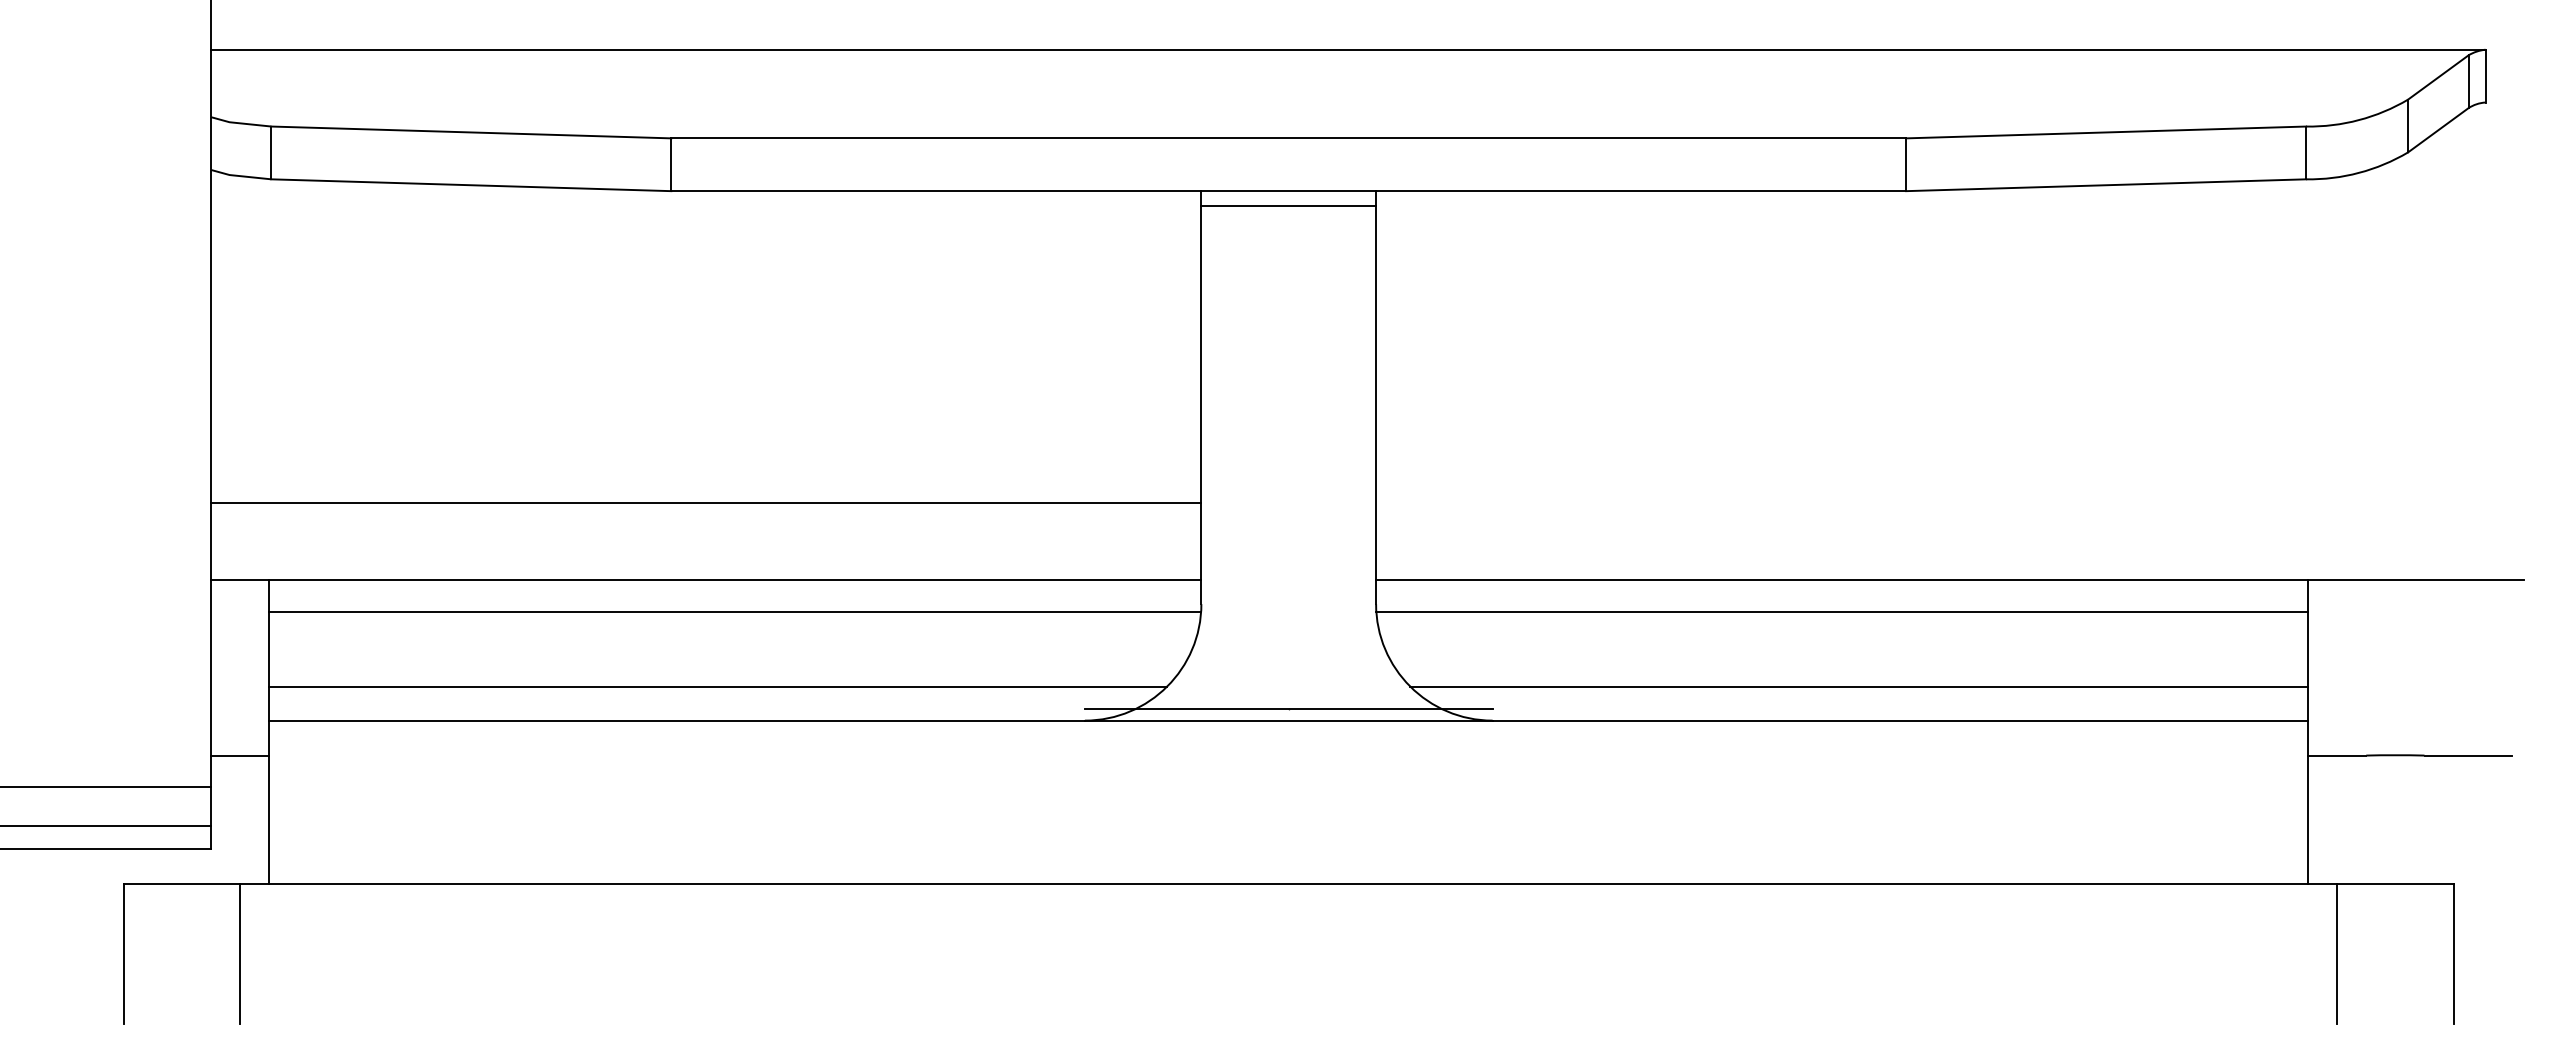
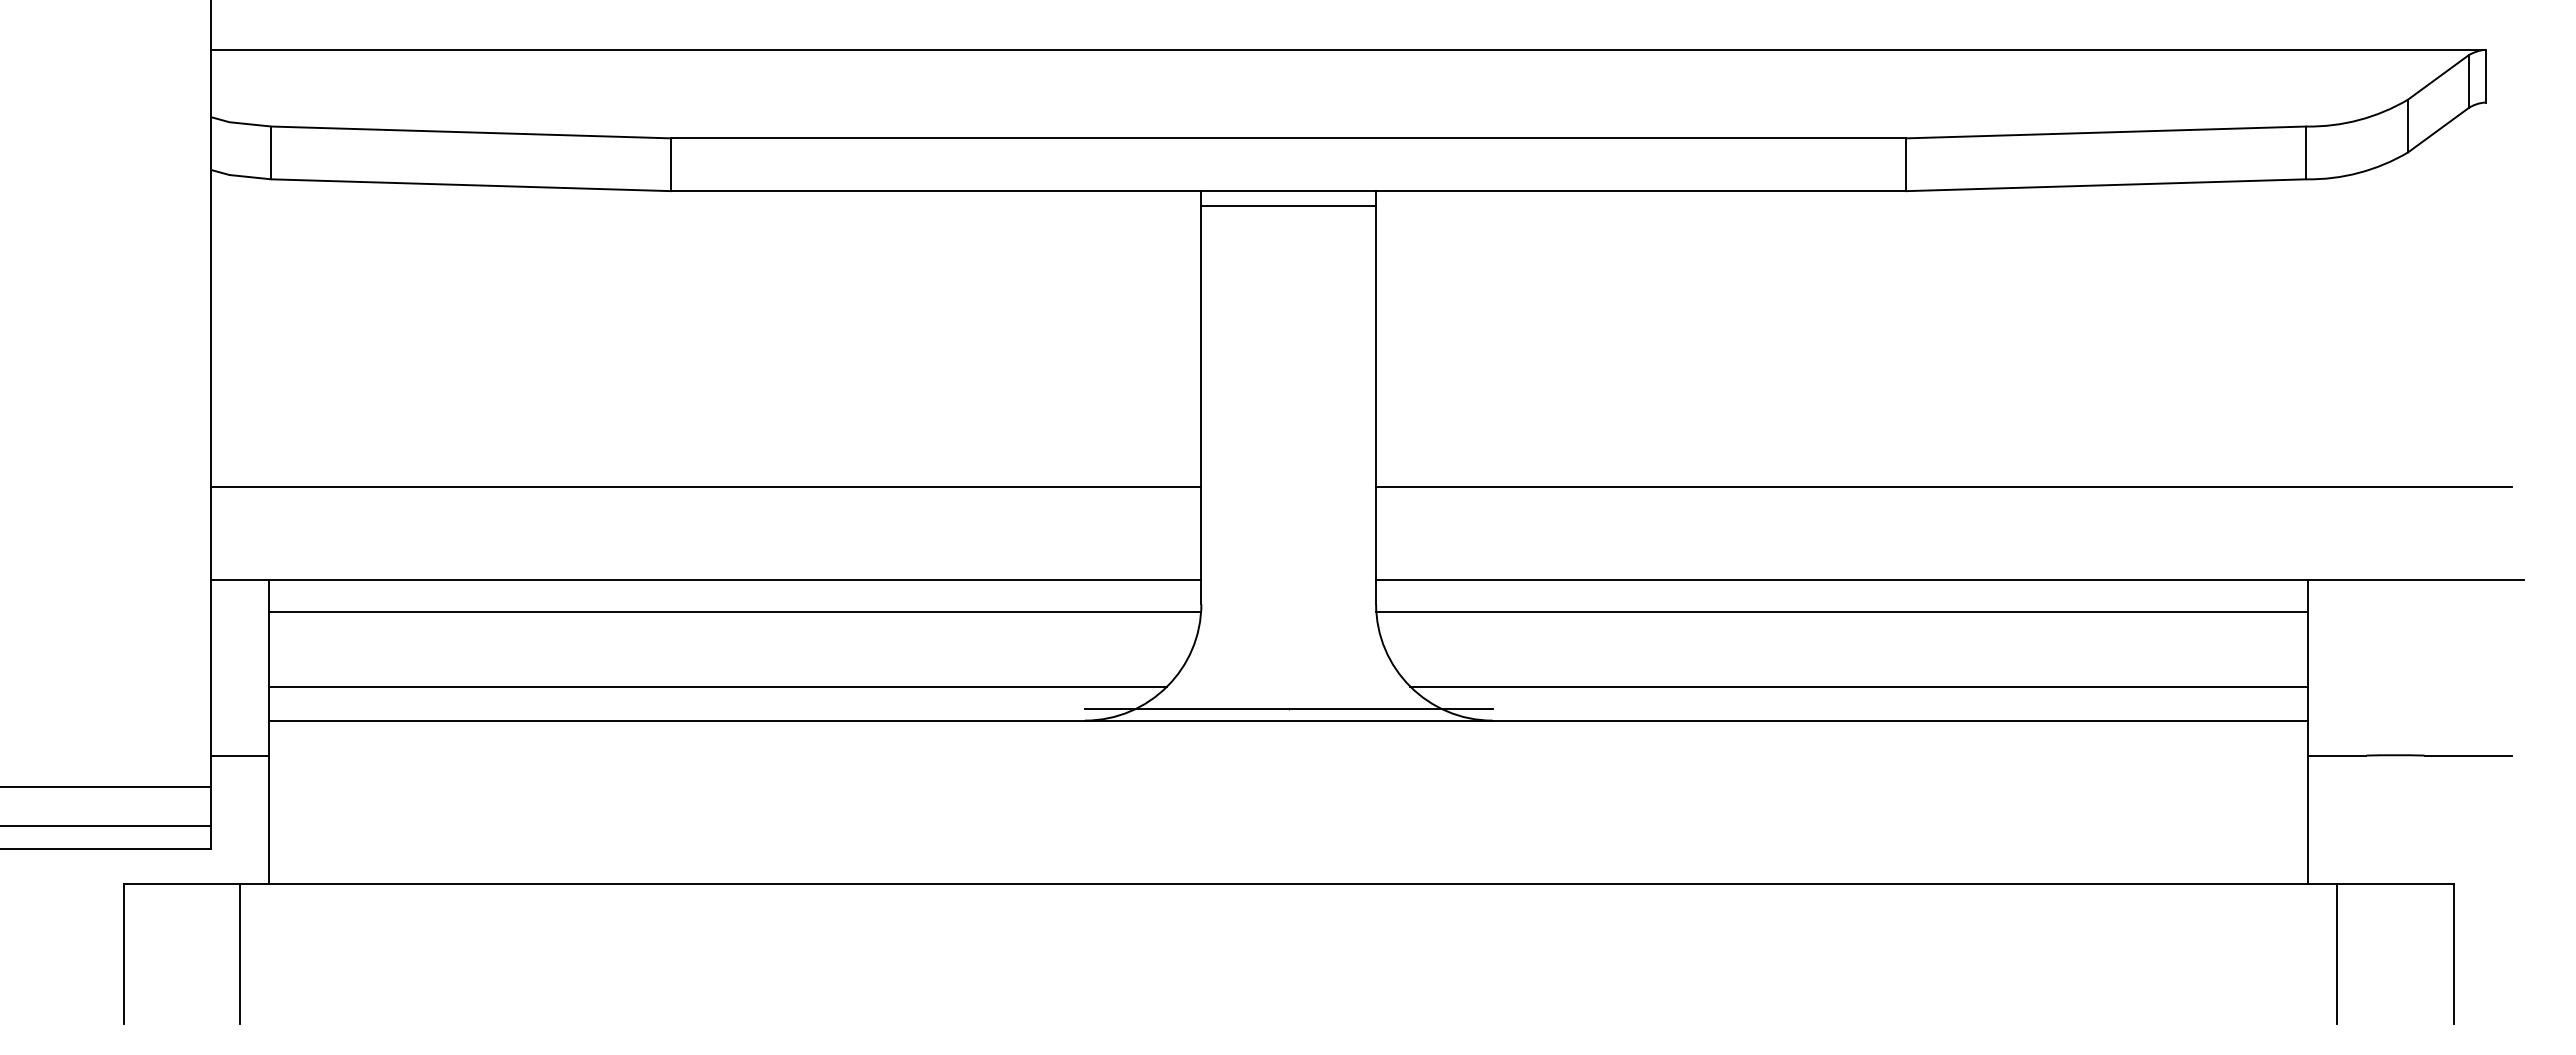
line: none -> present (1943, 487)
line position: (706, 503) -> (706, 487) (706, 487)
